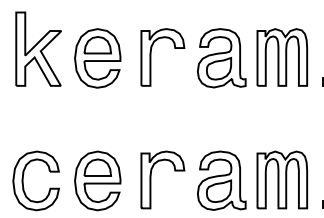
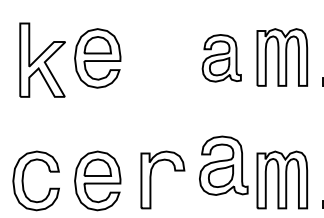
part position: (38, 48) -> (42, 59) (42, 59)
part: present -> none (151, 57)
part size: 50x61 px -> 41x49 px (221, 58)
part position: (221, 180) -> (223, 165) (223, 165)
